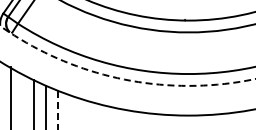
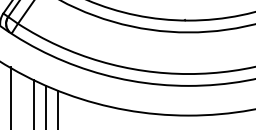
arc: dashed -> solid (122, 79)
line: dashed -> solid (58, 110)
